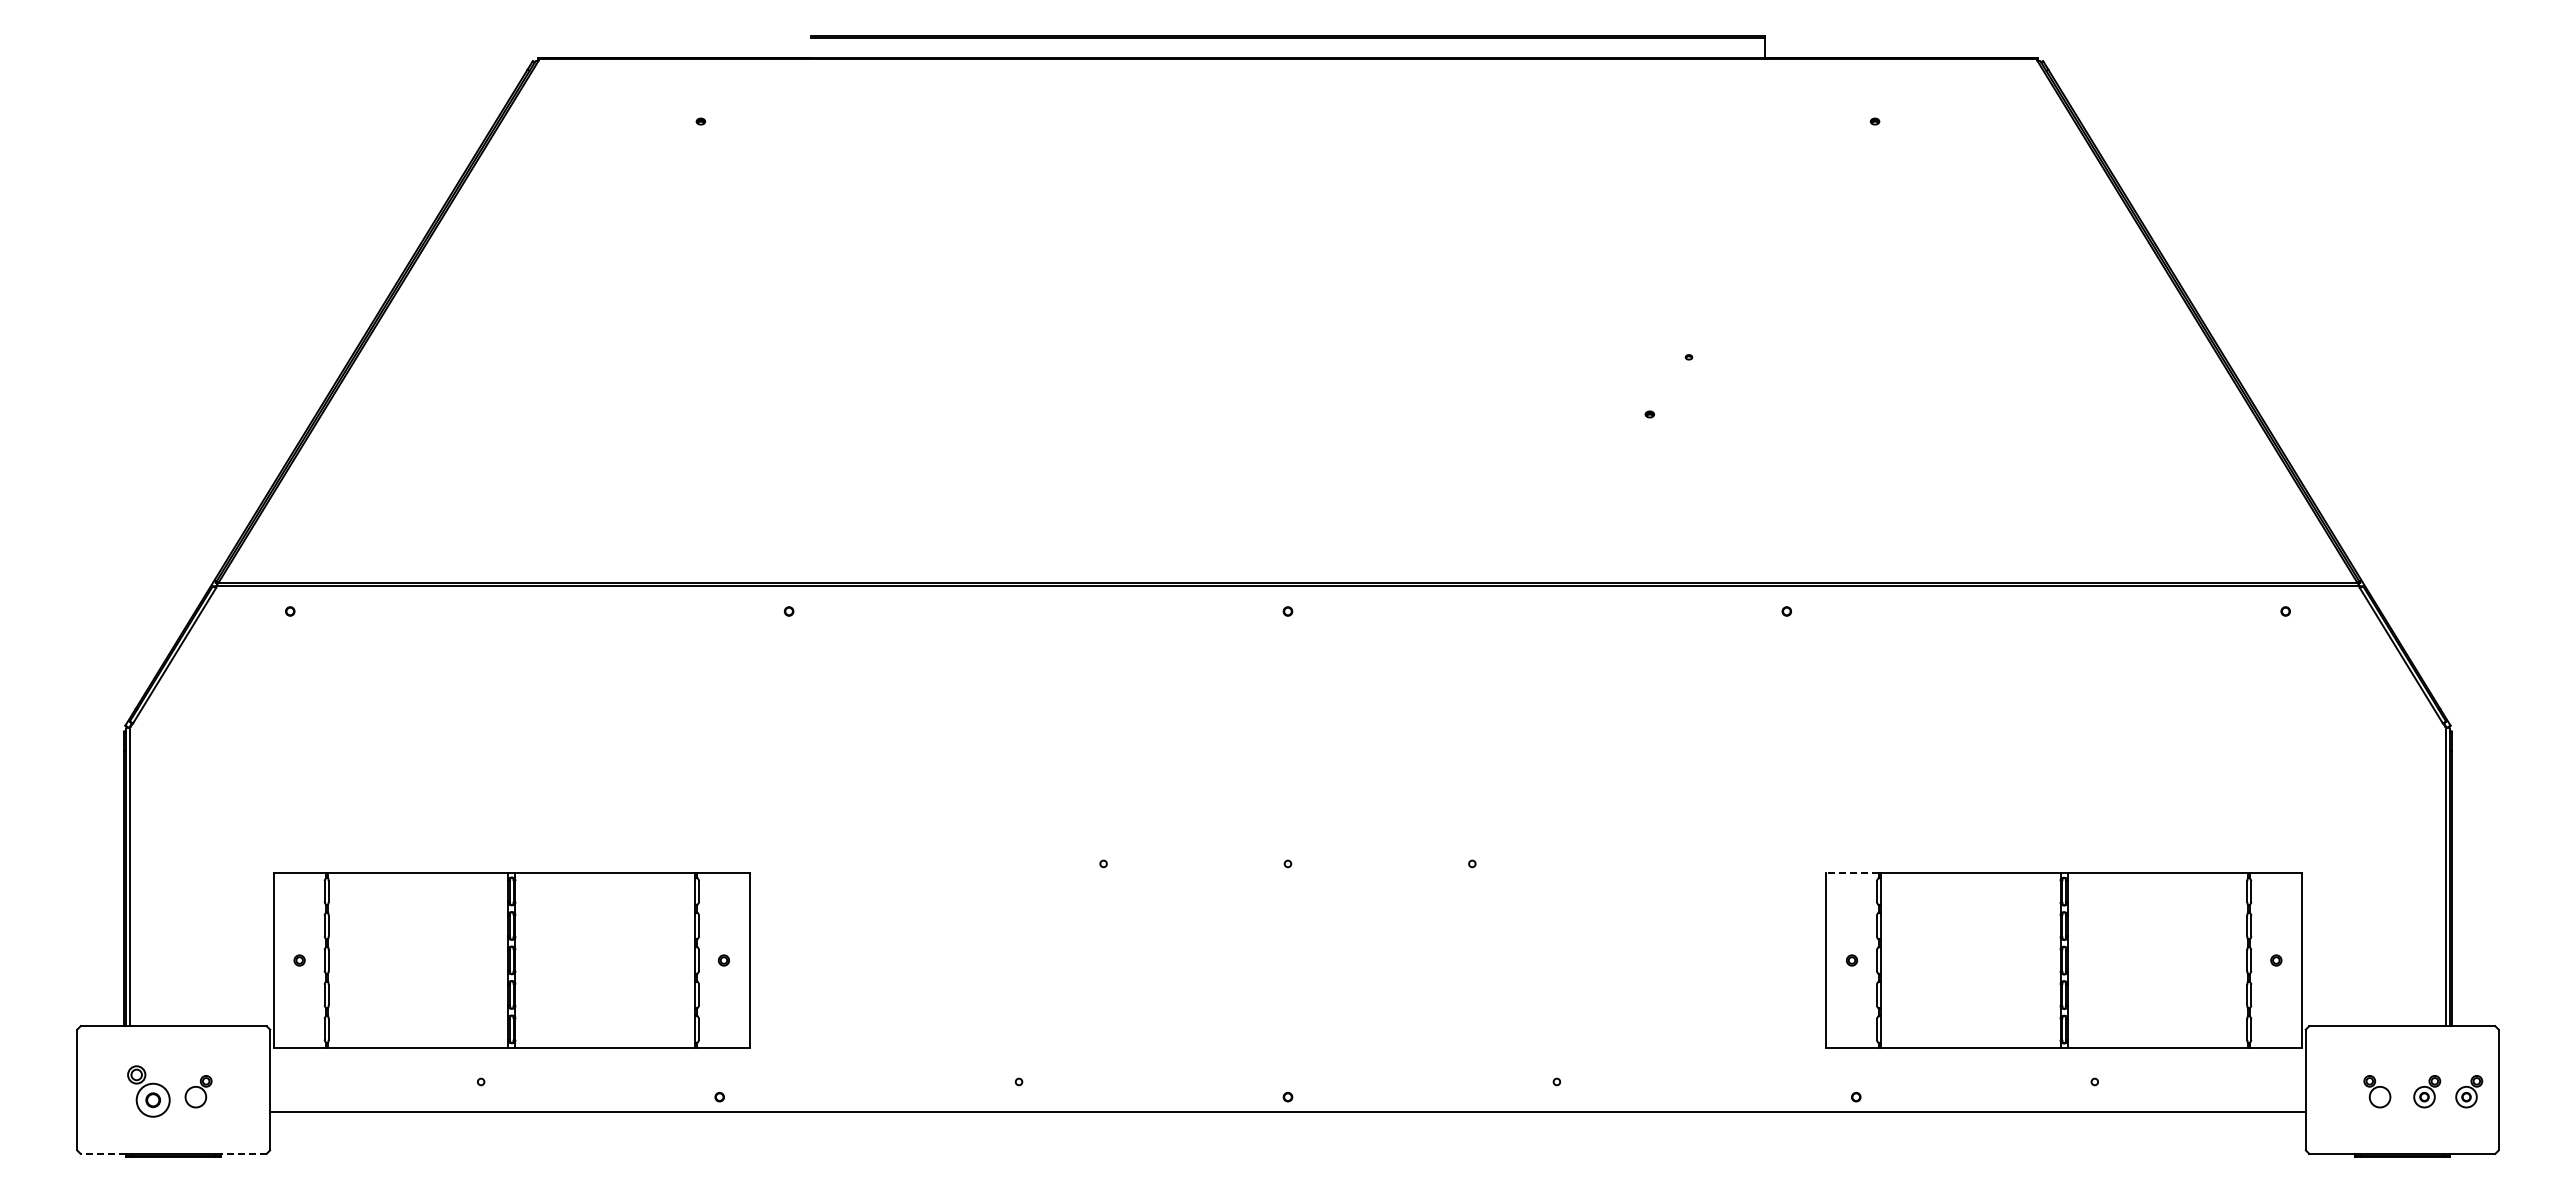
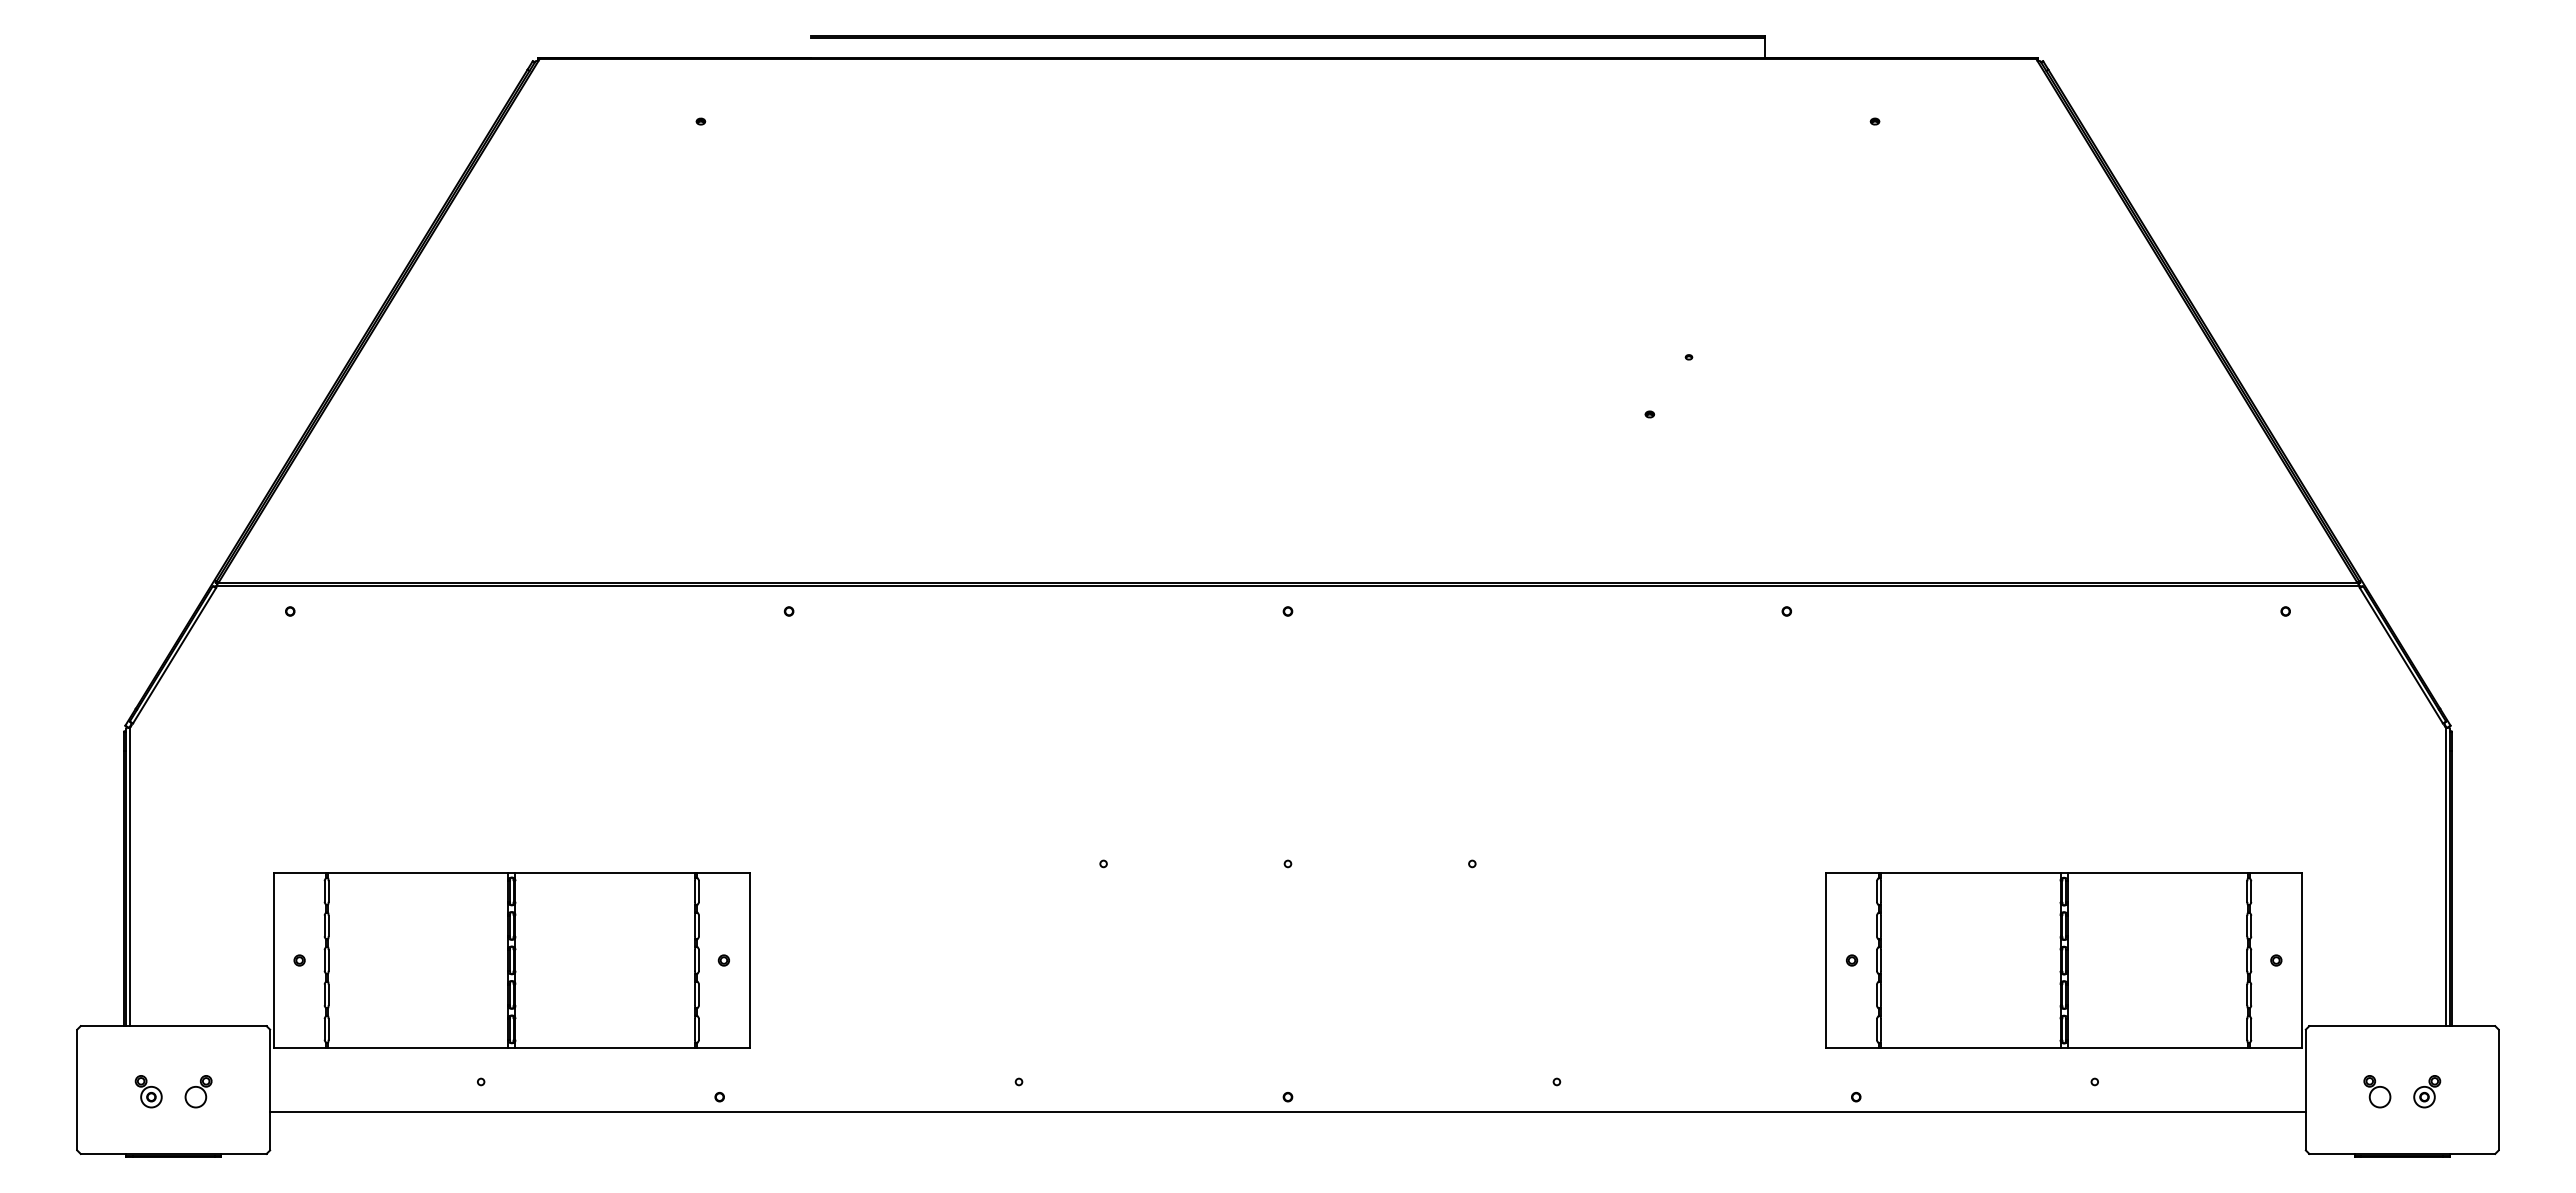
line: dashed -> solid (1851, 872)
part size: 44x53 px -> 29x34 px (148, 1091)
part: present -> none (2469, 1091)
line: dashed -> solid (103, 1153)
line: dashed -> solid (243, 1153)
